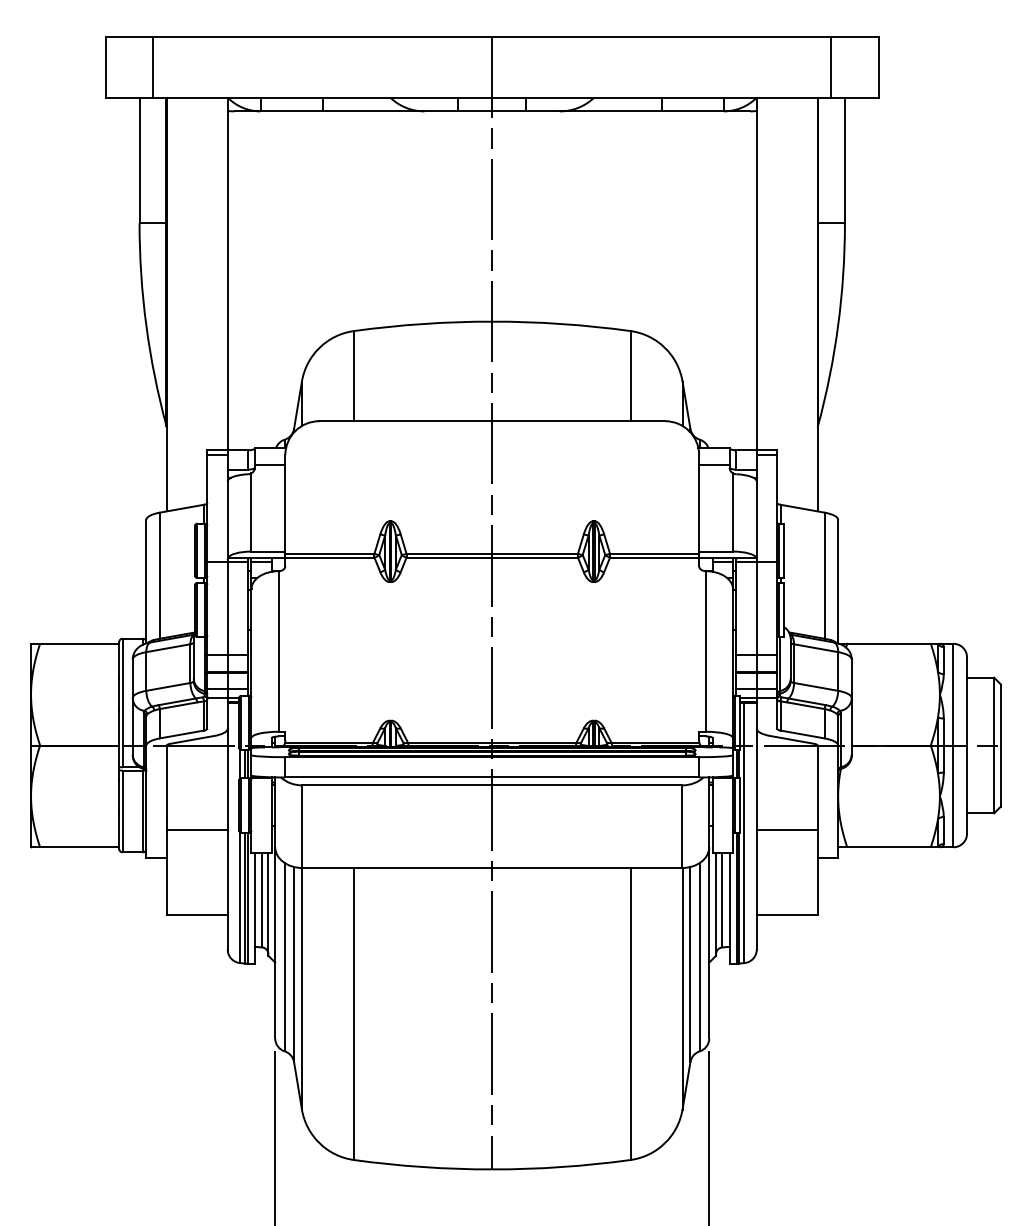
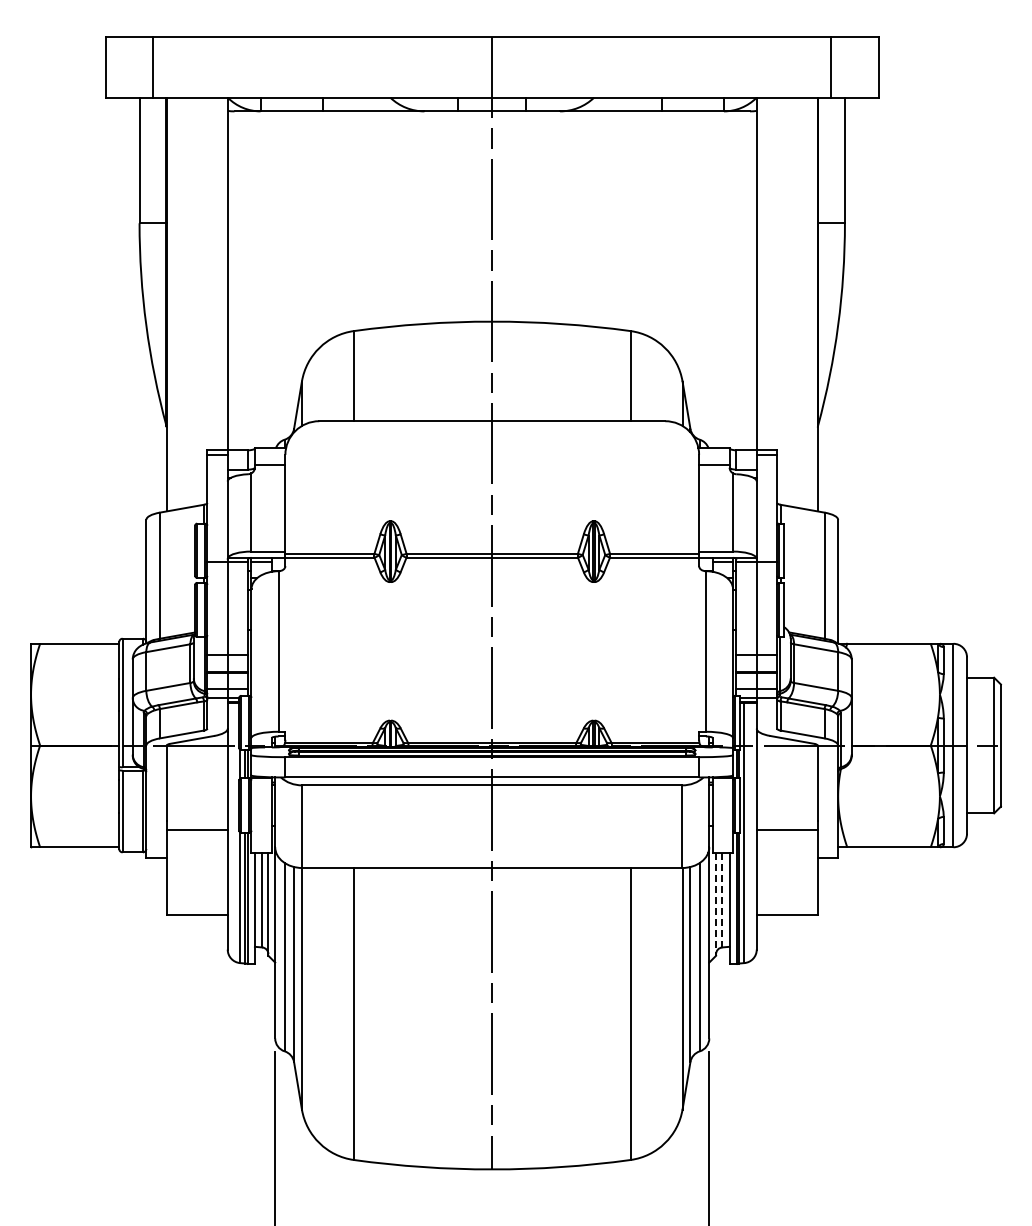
line: solid -> dashed (722, 900)
line: solid -> dashed (716, 904)
